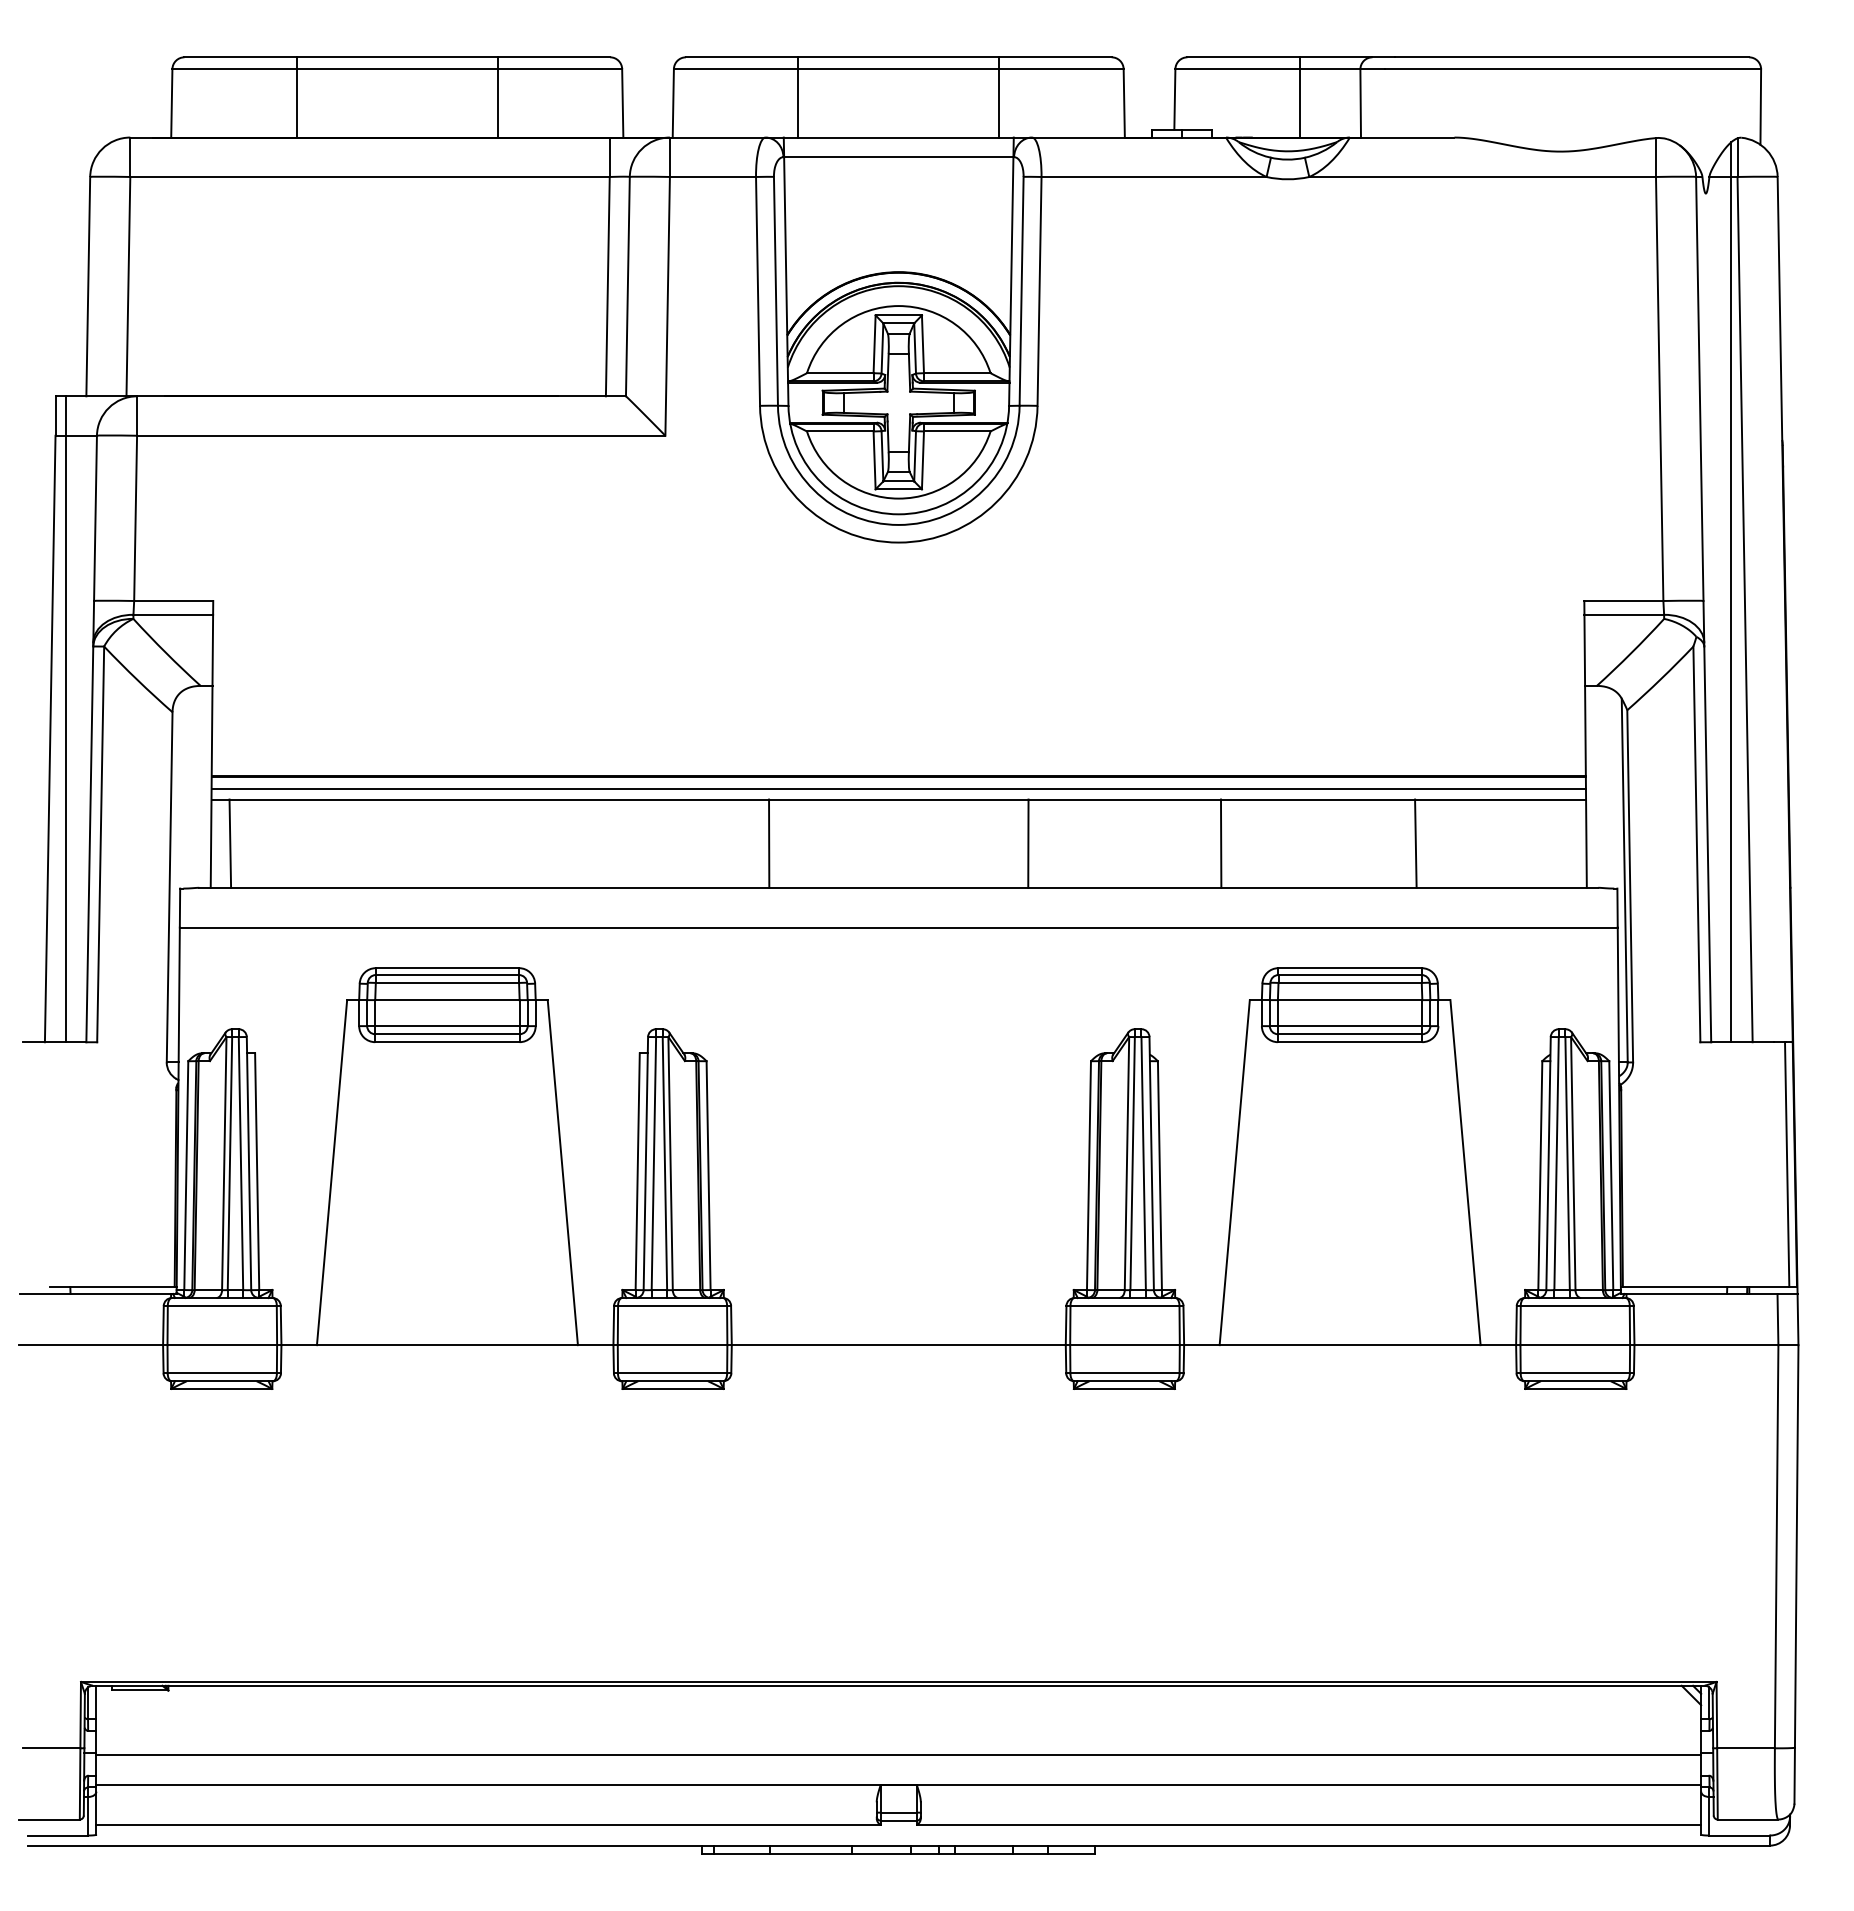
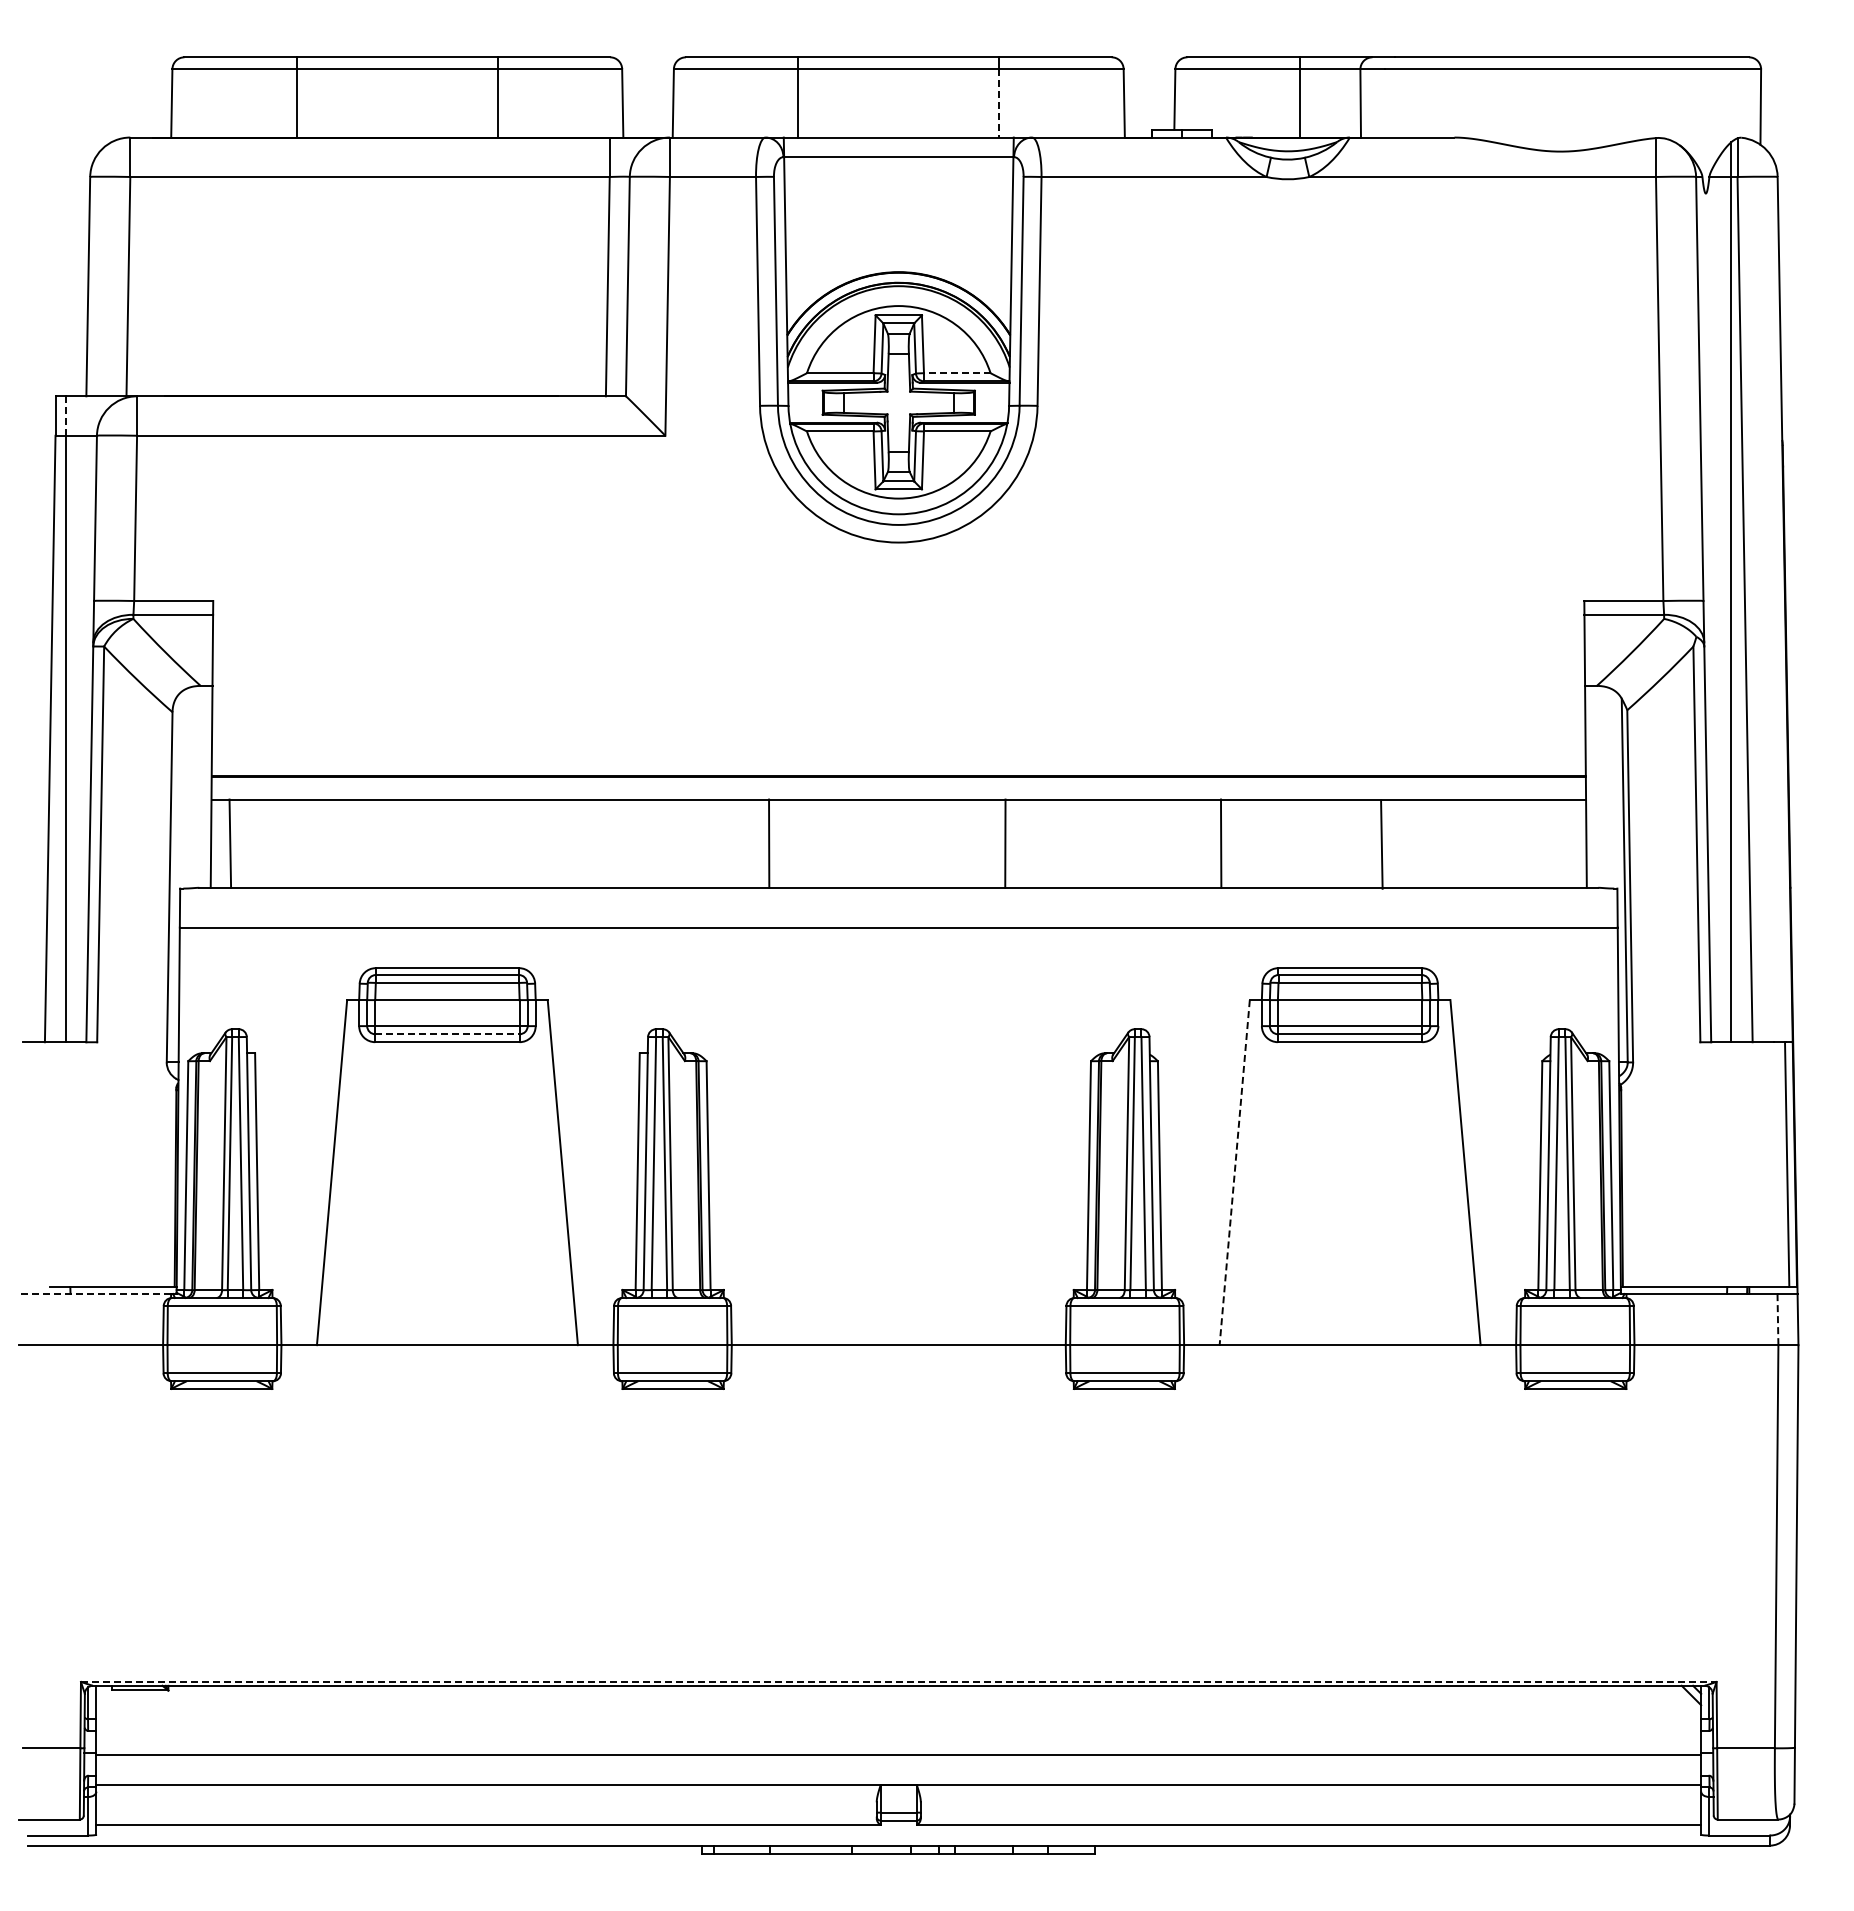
line: solid -> dashed (999, 103)
line: solid -> dashed (956, 373)
line: solid -> dashed (66, 416)
line: present -> none (898, 788)
line position: (1028, 843) -> (1005, 843) (1005, 843)
line position: (1415, 843) -> (1381, 844) (1381, 844)
line: solid -> dashed (447, 1034)
line: solid -> dashed (1234, 1173)
line: solid -> dashed (95, 1294)
line: solid -> dashed (1777, 1319)
line: solid -> dashed (898, 1681)
